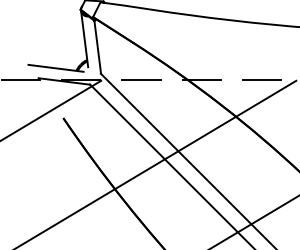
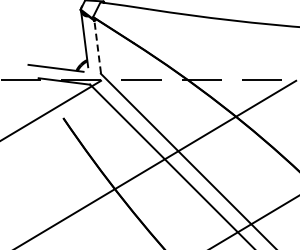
line: solid -> dashed (97, 46)
